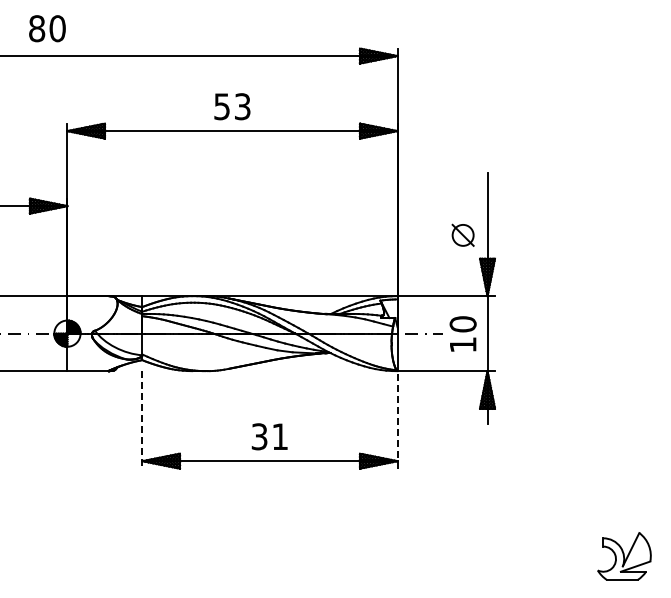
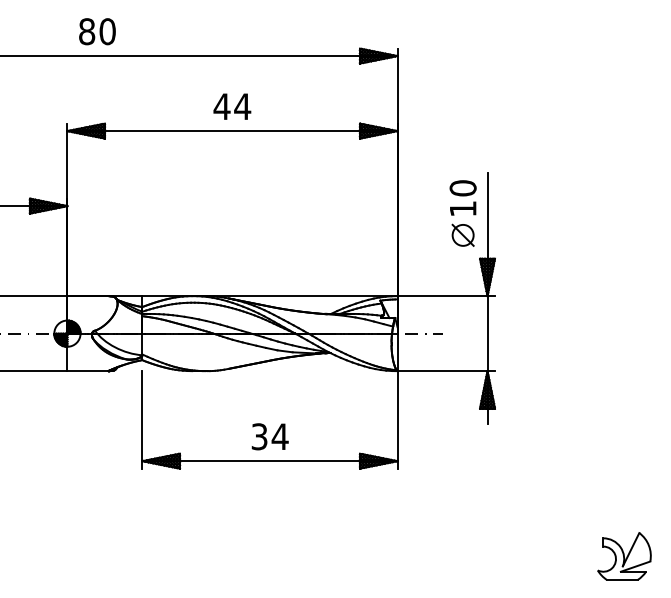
text position: (47, 28) -> (97, 31) (97, 31)
text: 53 -> 44 (232, 106)
text position: (462, 333) -> (462, 197) (462, 197)
line: dashed -> solid (142, 419)
line: dashed -> solid (397, 419)
text: 31 -> 34 (279, 436)
